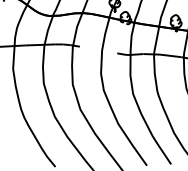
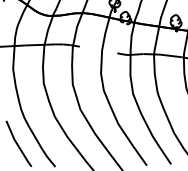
line: none -> present (17, 143)
